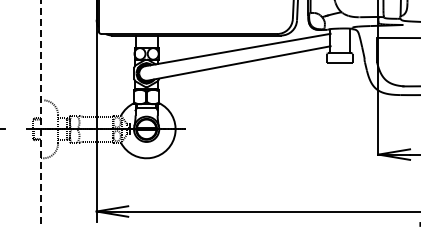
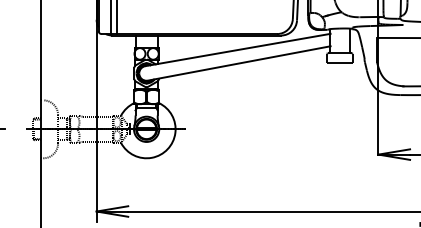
line: none -> present (111, 18)
line: none -> present (116, 18)
line: dashed -> solid (41, 113)
